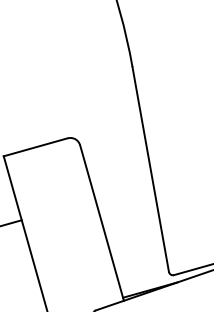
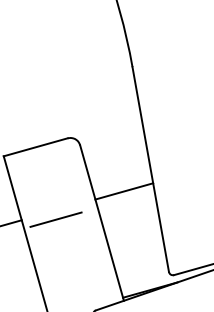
line: none -> present (124, 191)
line: none -> present (55, 219)
